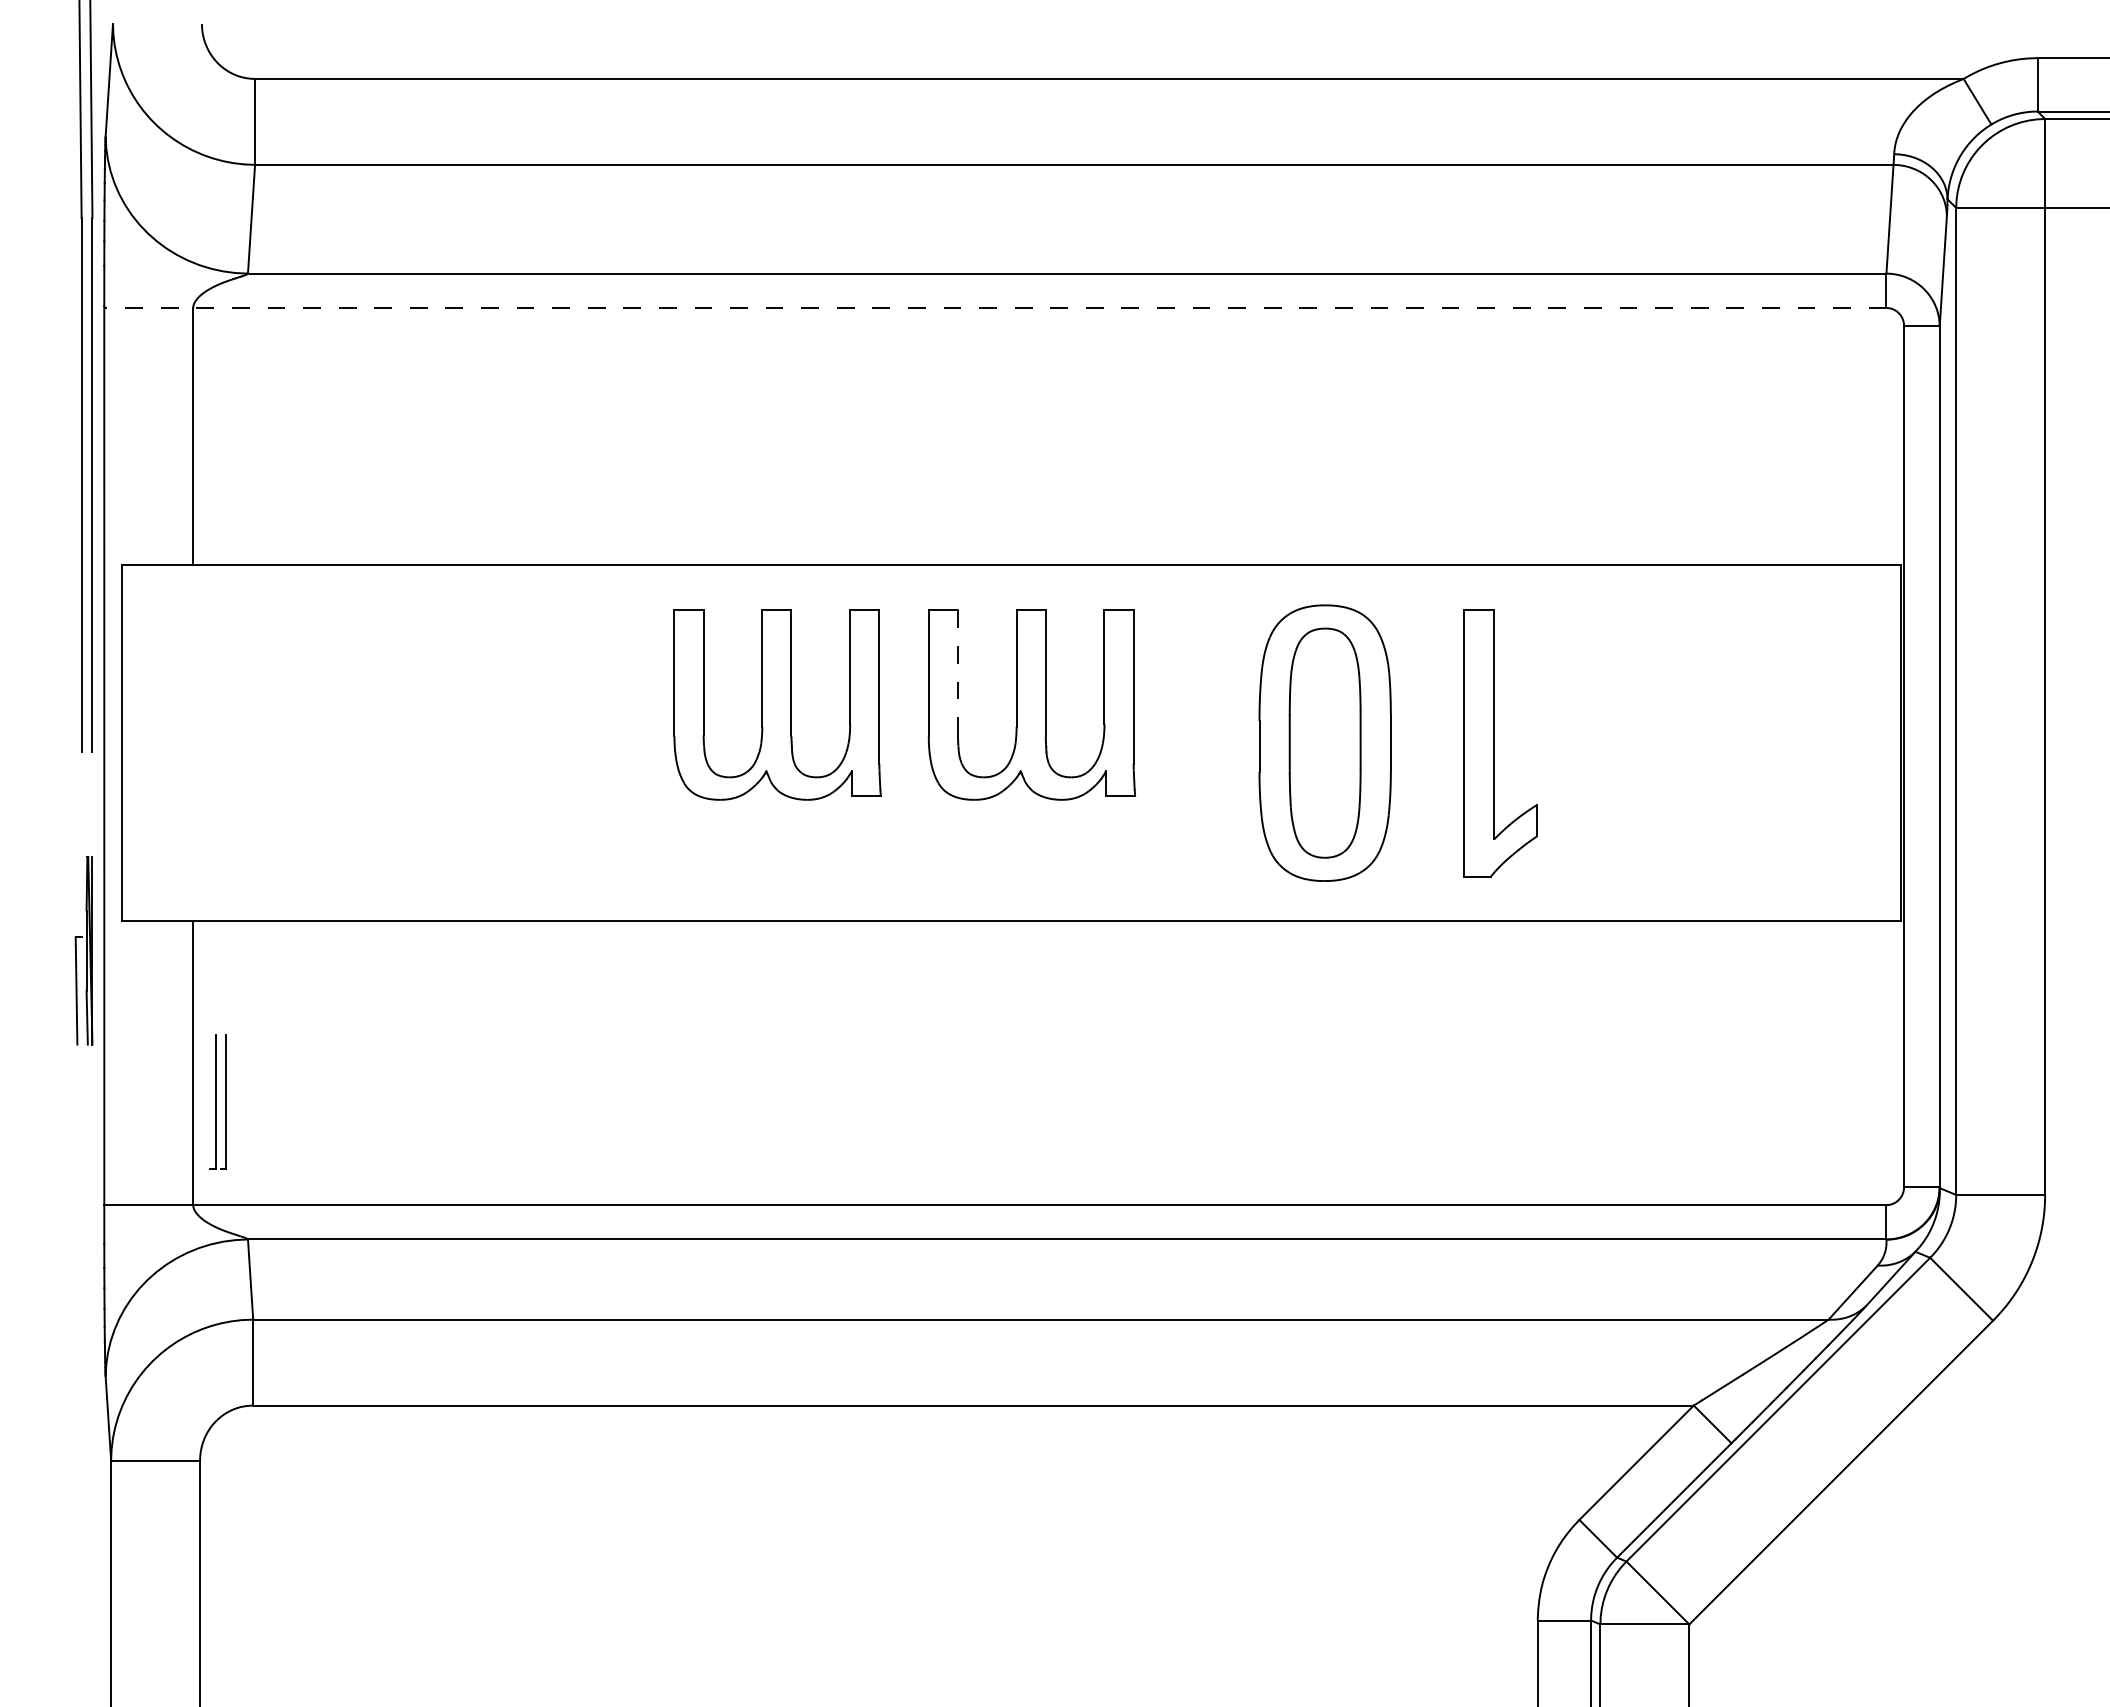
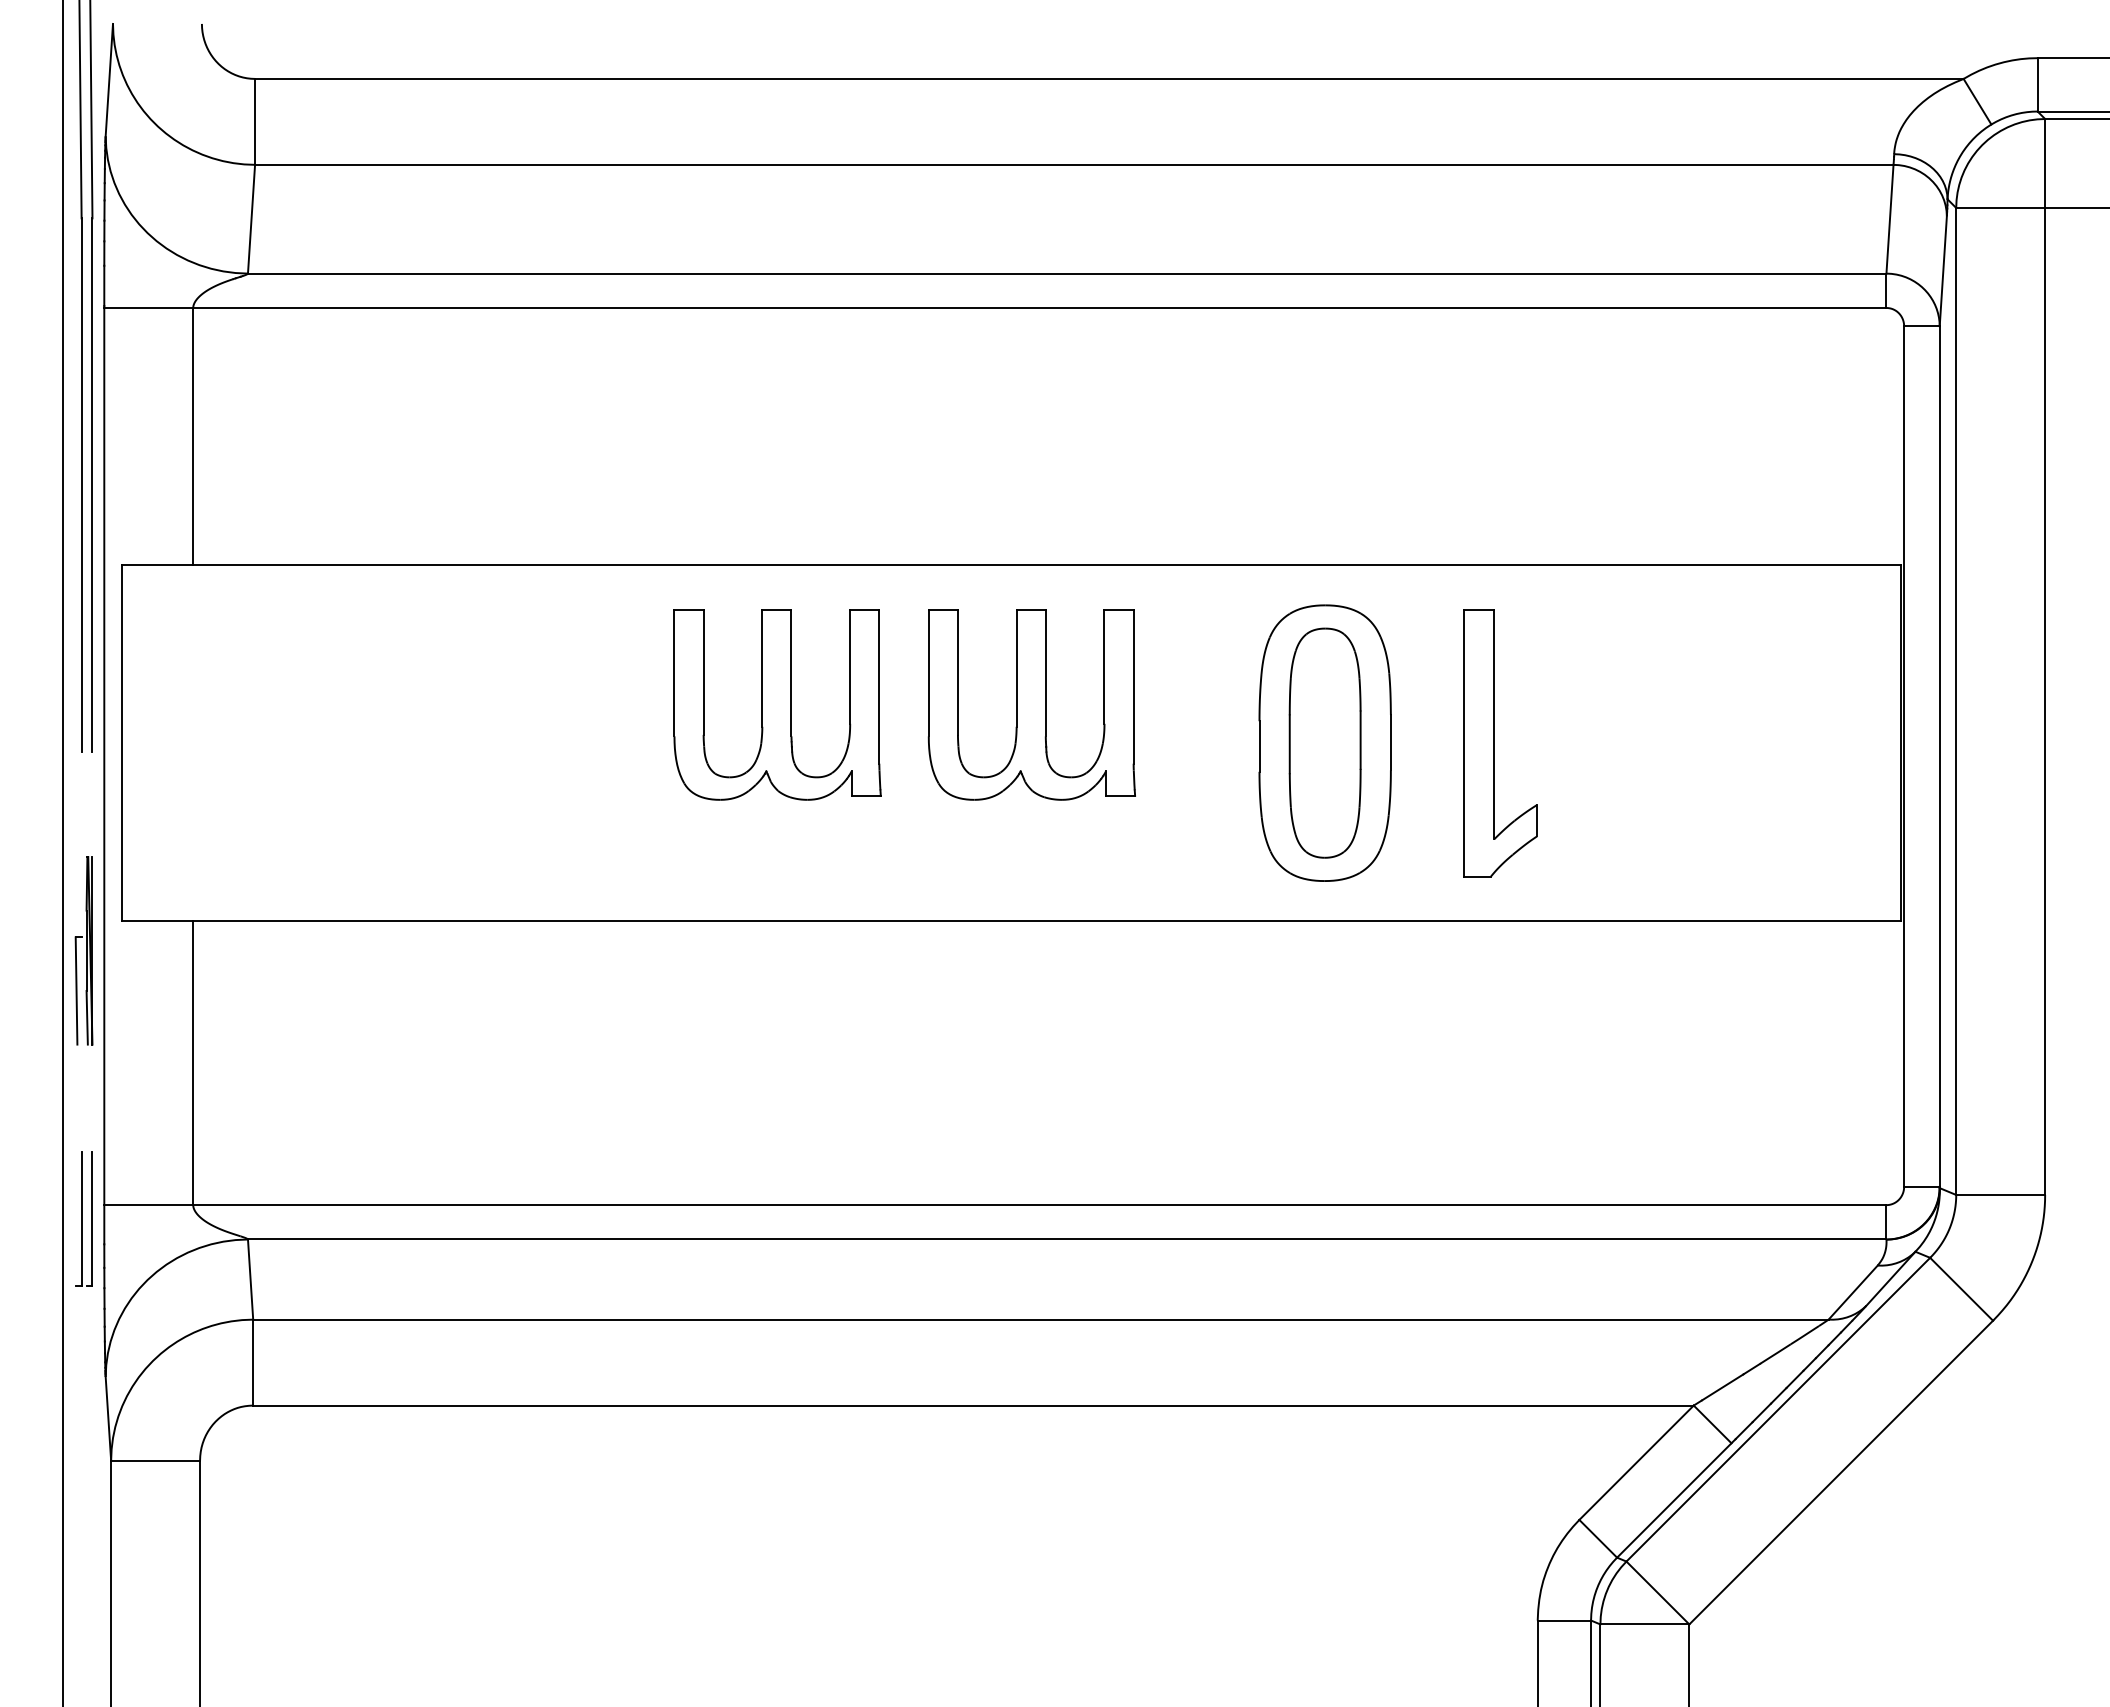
line: dashed -> solid (994, 307)
line: dashed -> solid (957, 672)
line: none -> present (63, 852)
part position: (217, 1101) -> (83, 1218) (83, 1218)
